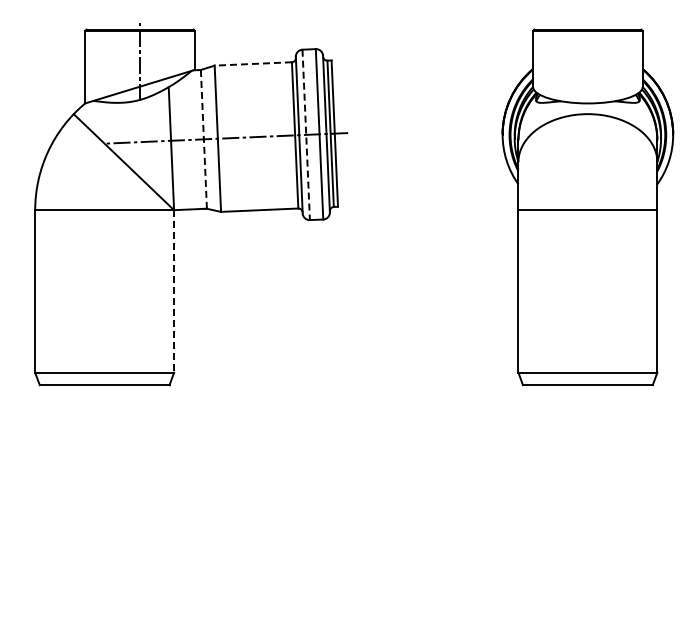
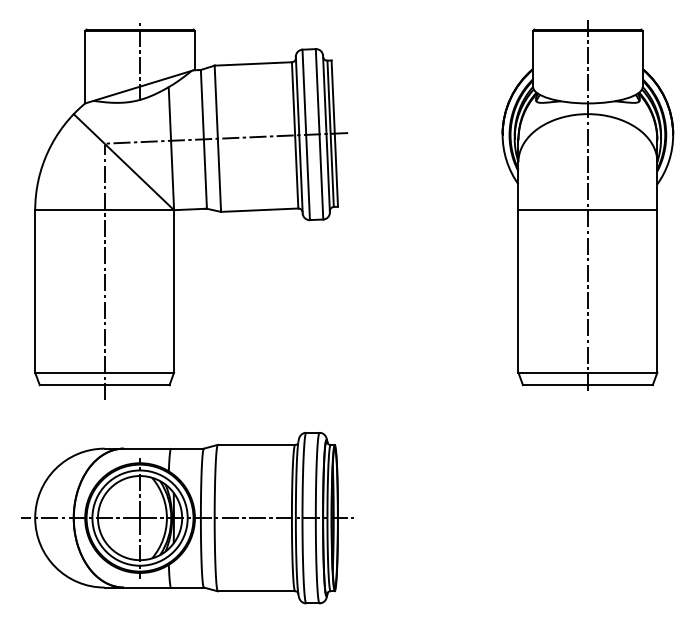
line: dashed -> solid (253, 63)
line: dashed -> solid (306, 135)
line: dashed -> solid (203, 139)
line: none -> present (587, 204)
line: none -> present (104, 272)
line: dashed -> solid (174, 291)
part: none -> present (187, 518)
